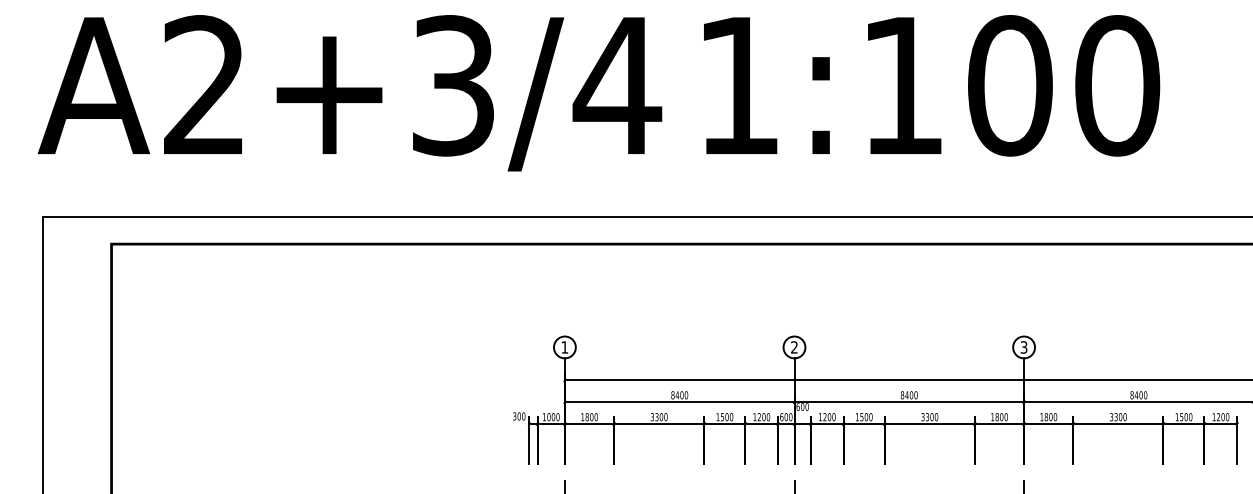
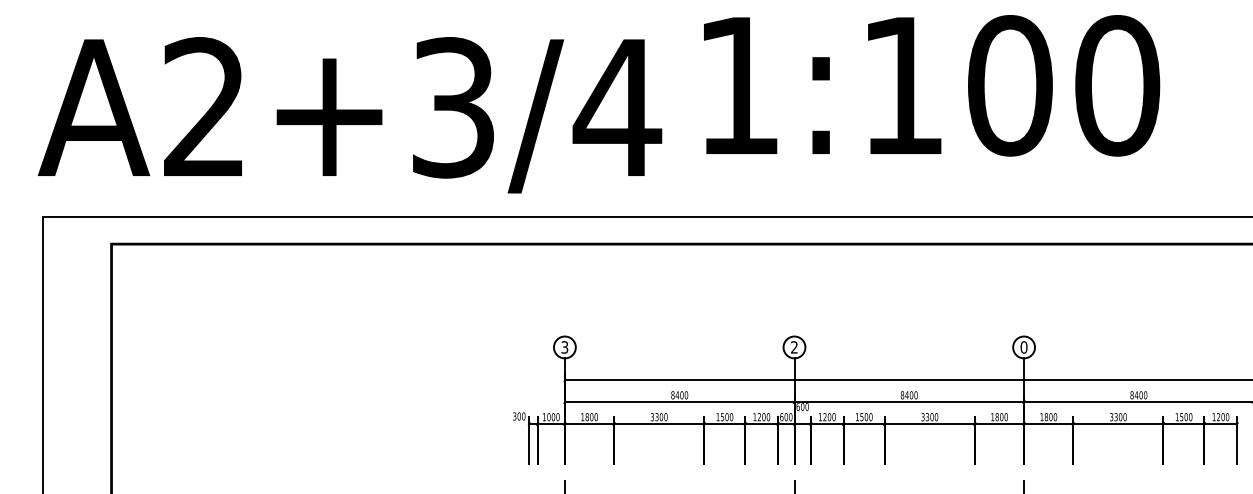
text position: (349, 93) -> (349, 115) (349, 115)
text: 1 -> 3 (564, 347)
text: 3 -> 0 (1023, 347)
